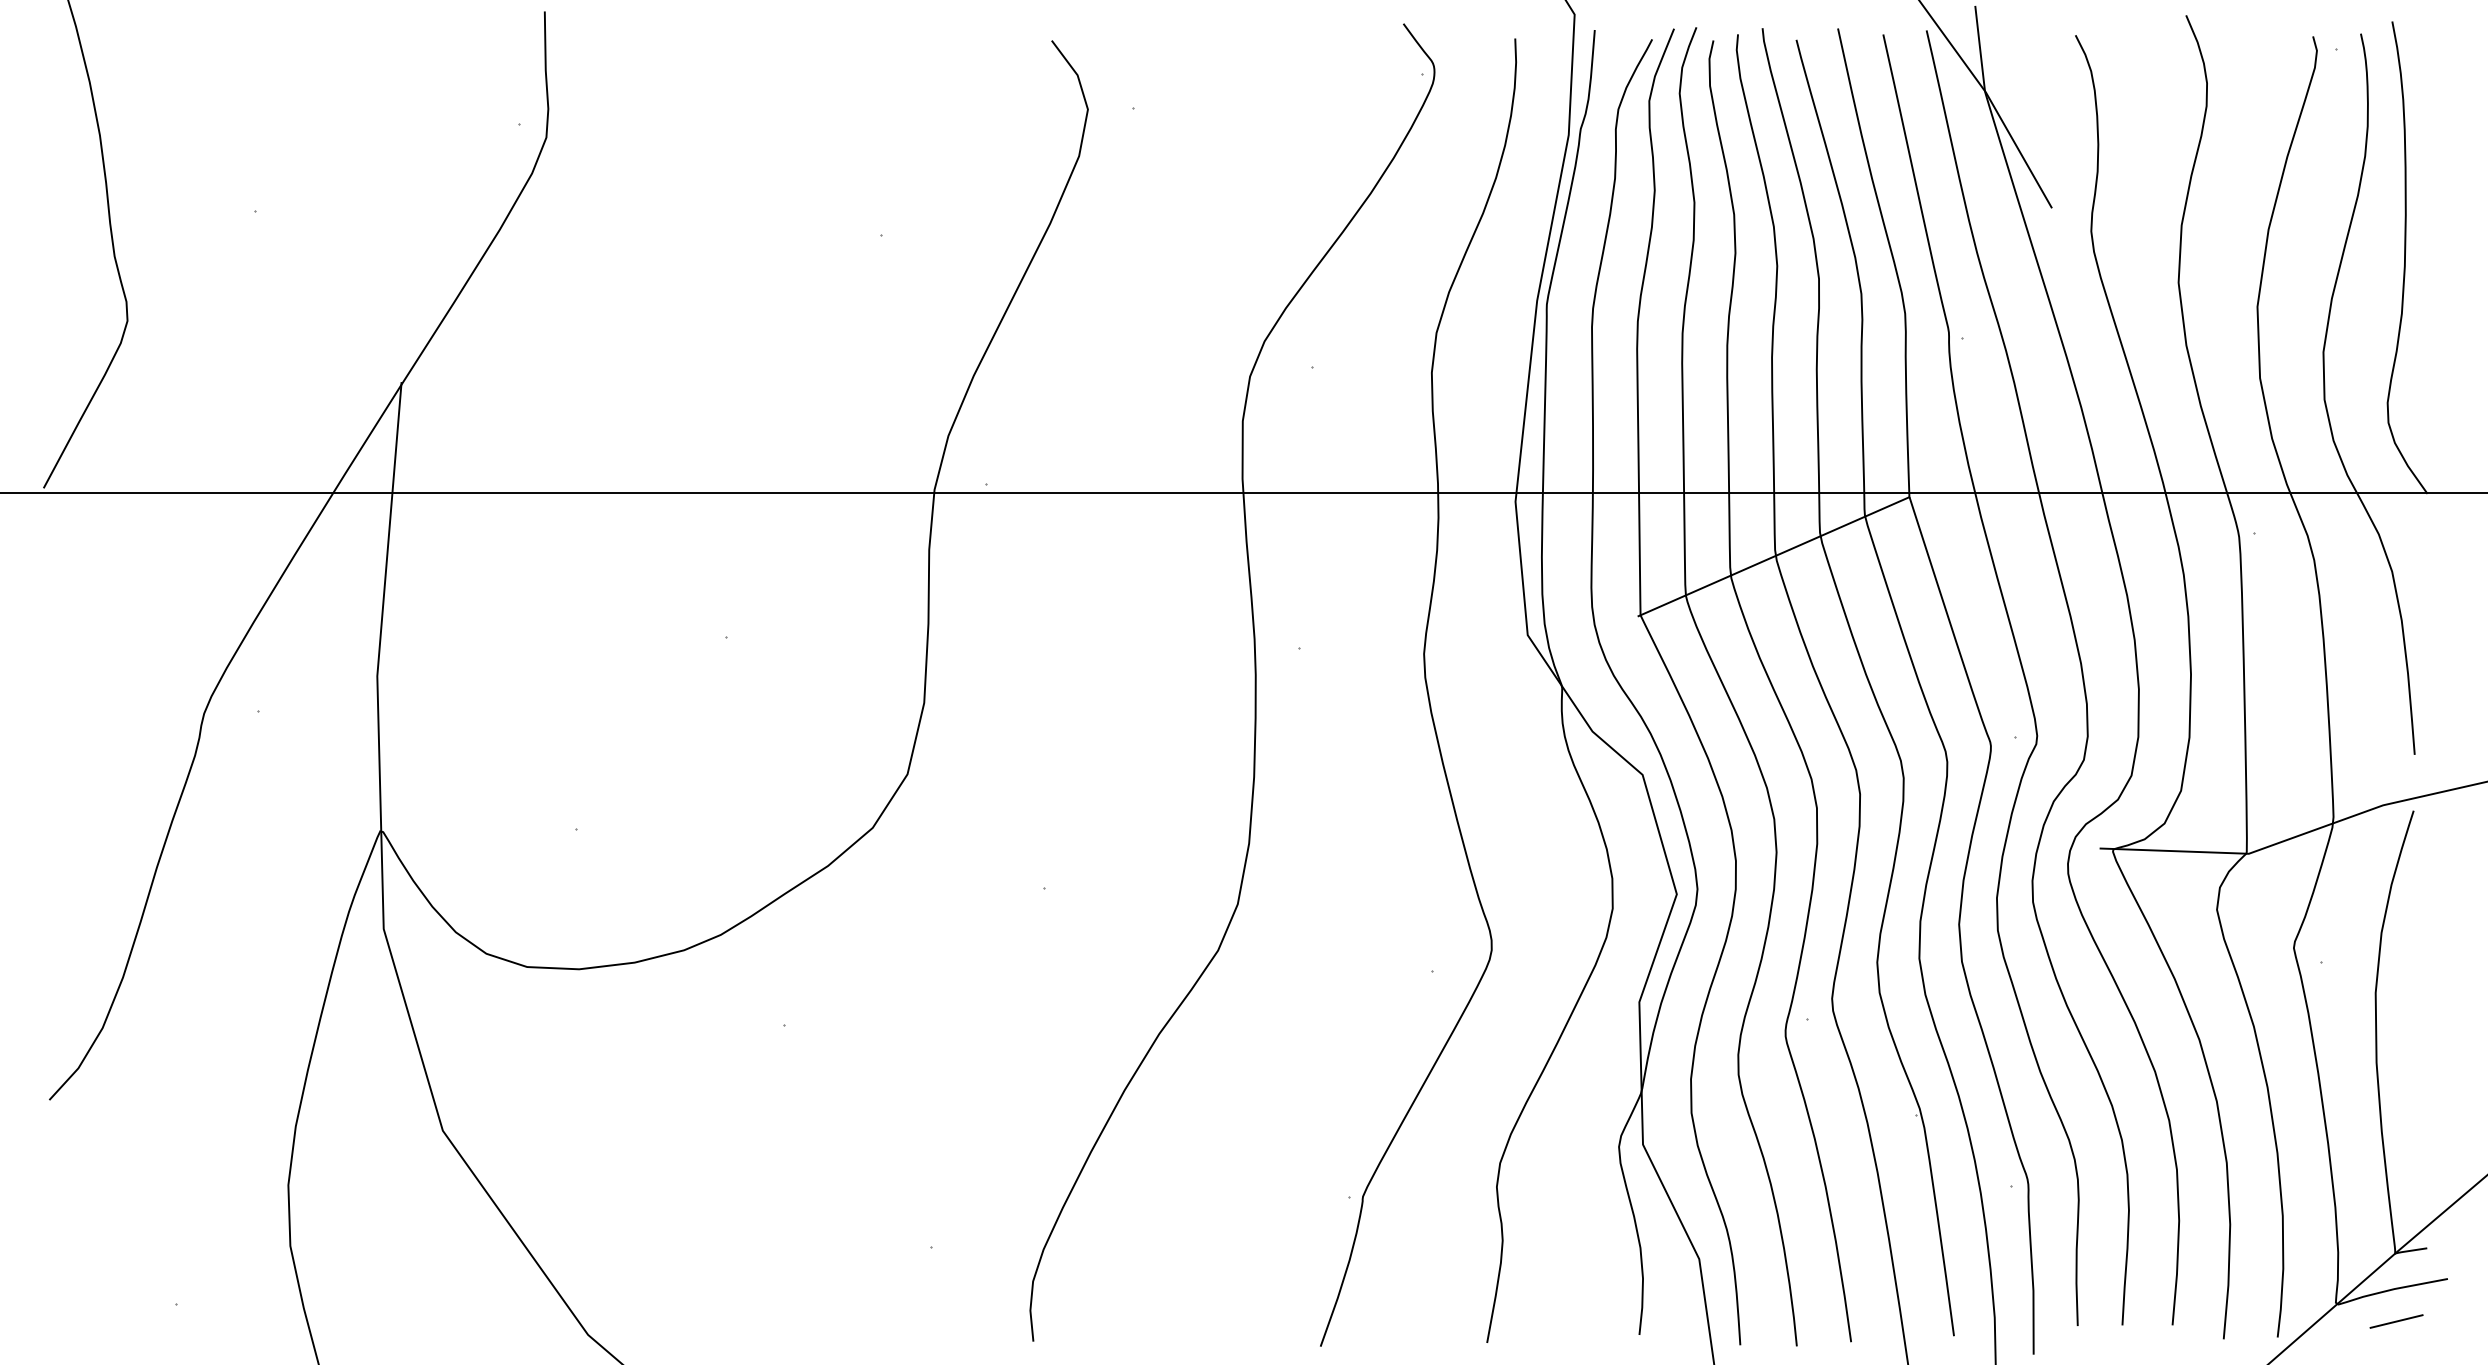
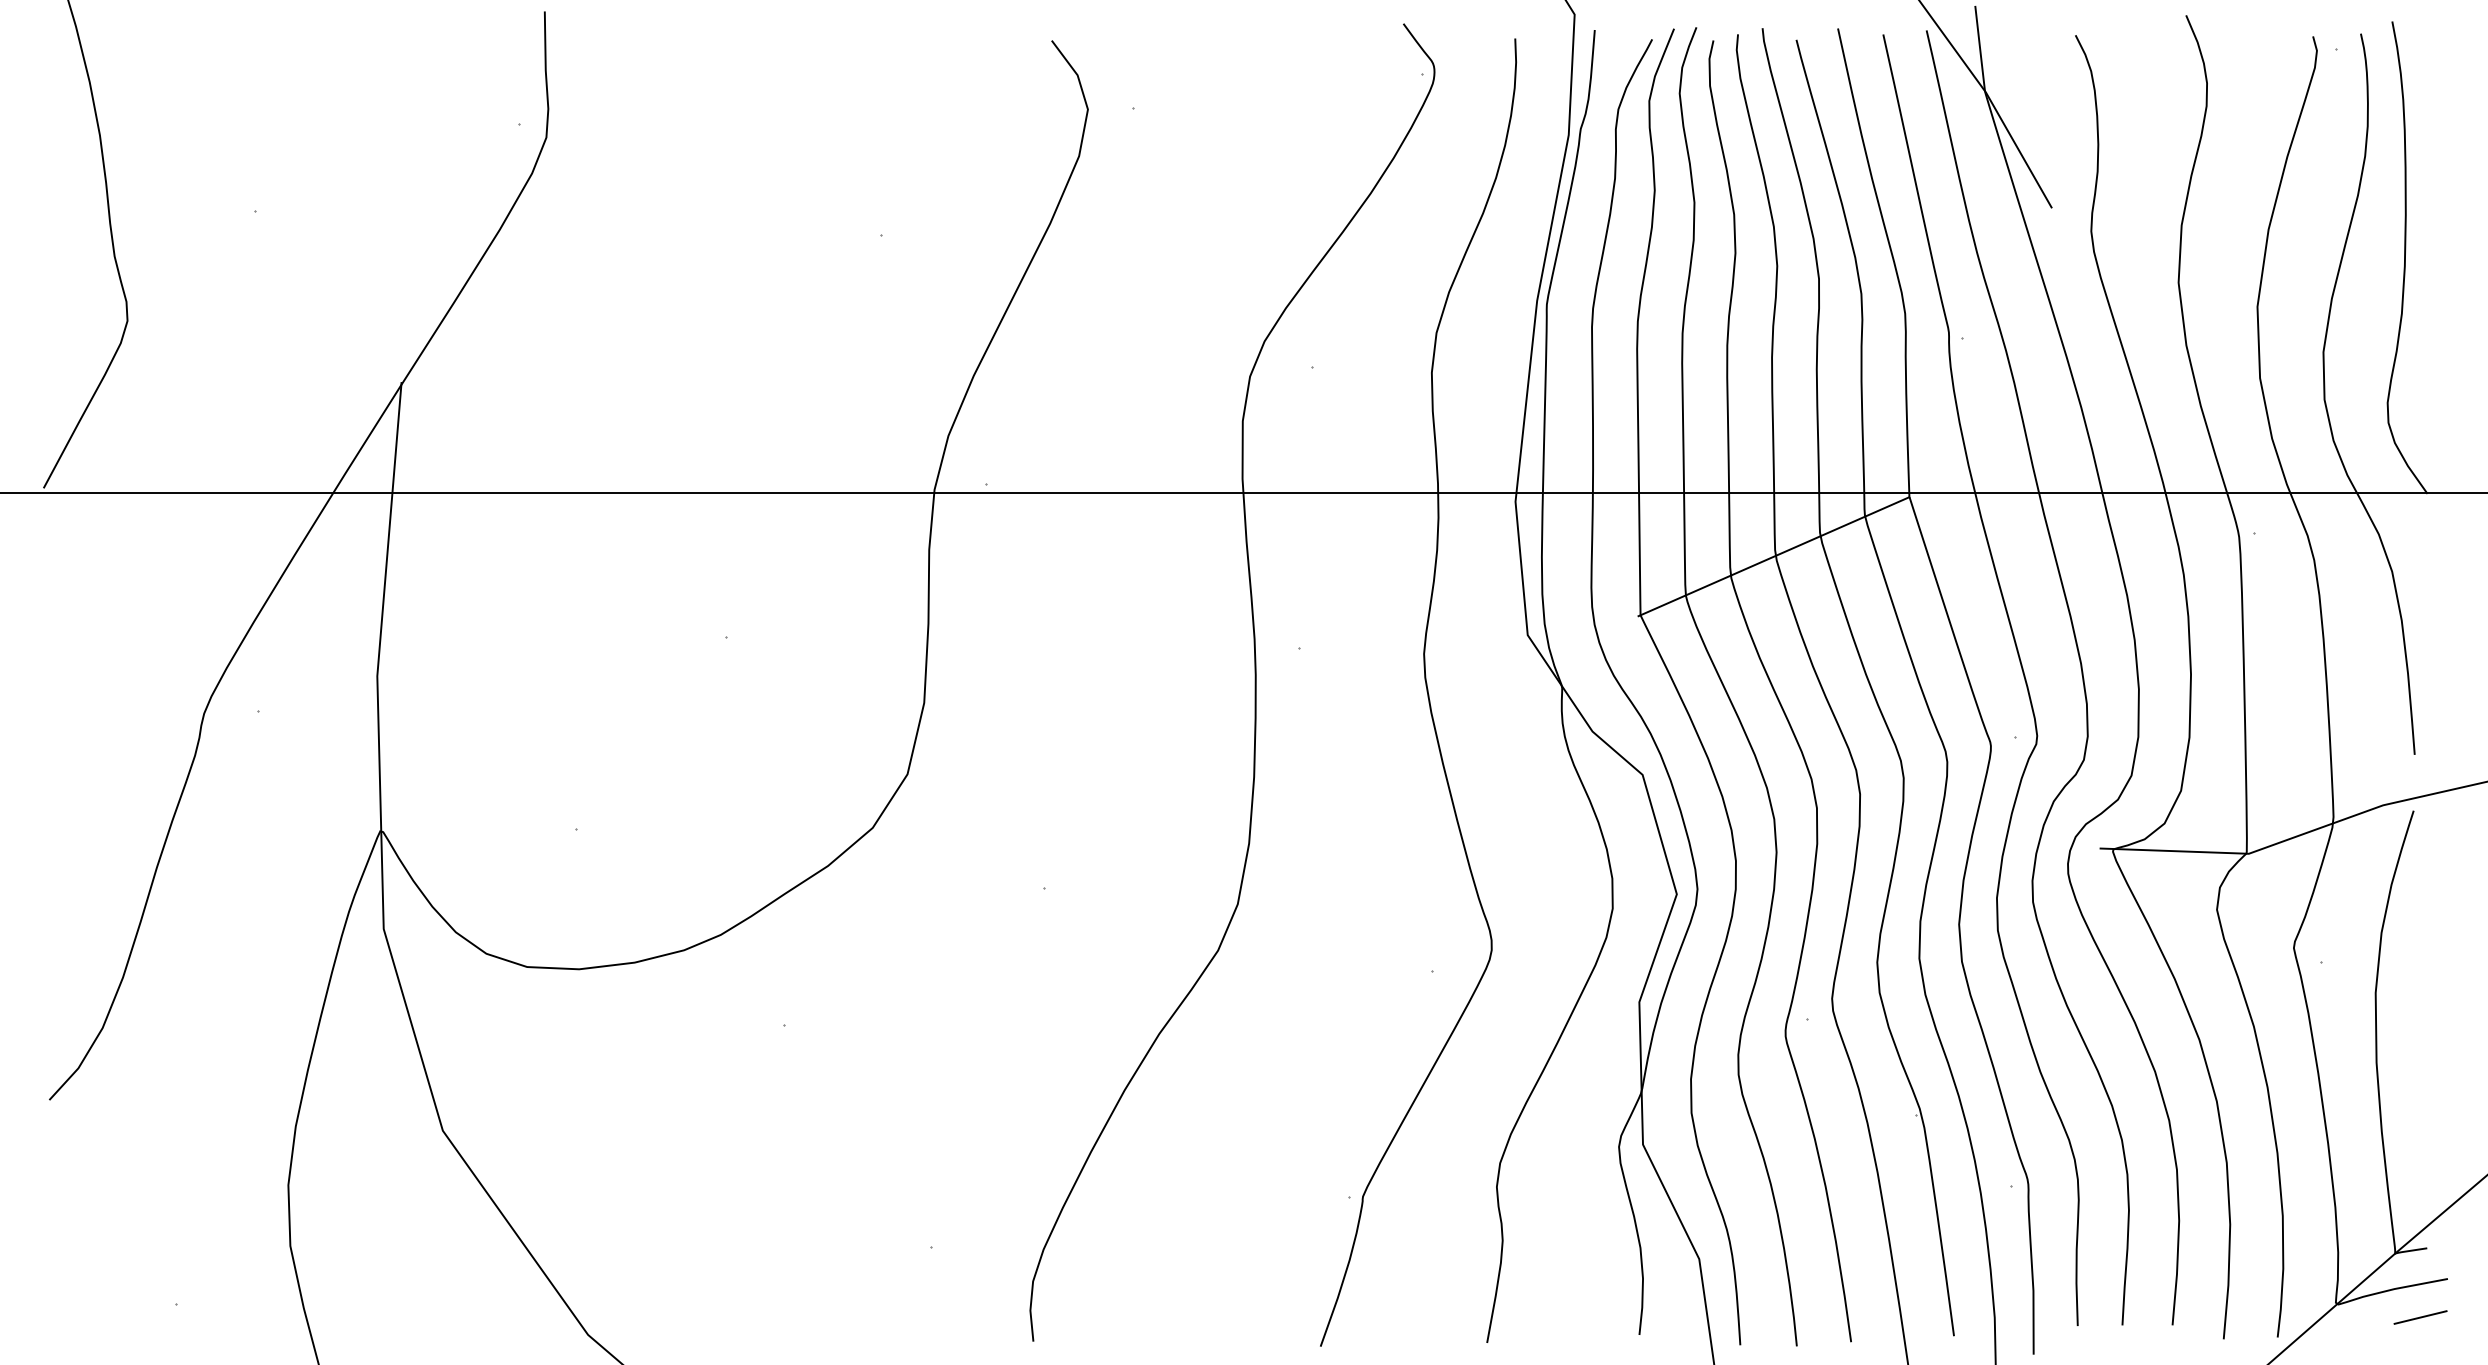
line position: (2396, 1321) -> (2420, 1317) (2420, 1317)
